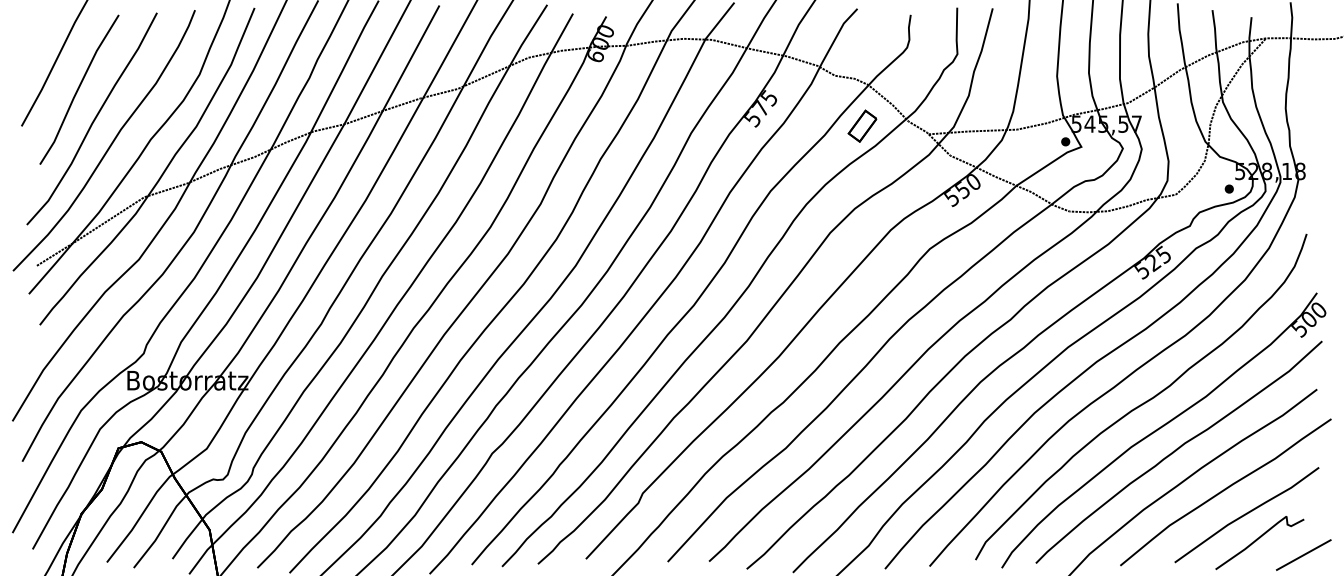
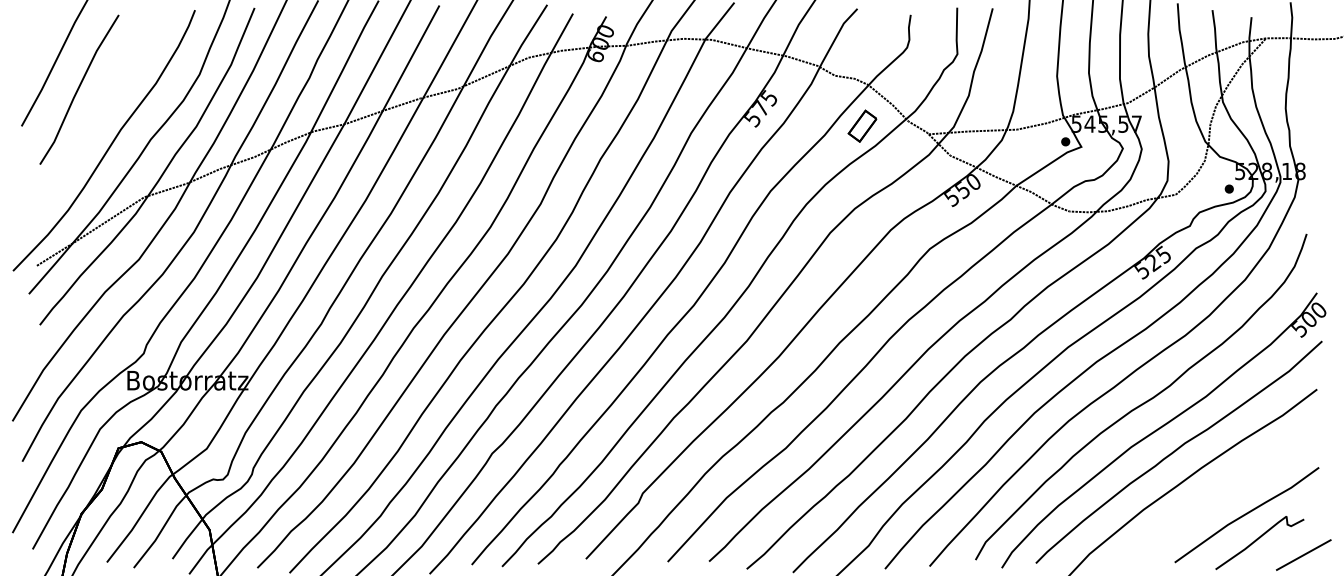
curve: present -> none (93, 119)
part: present -> none (1225, 492)
